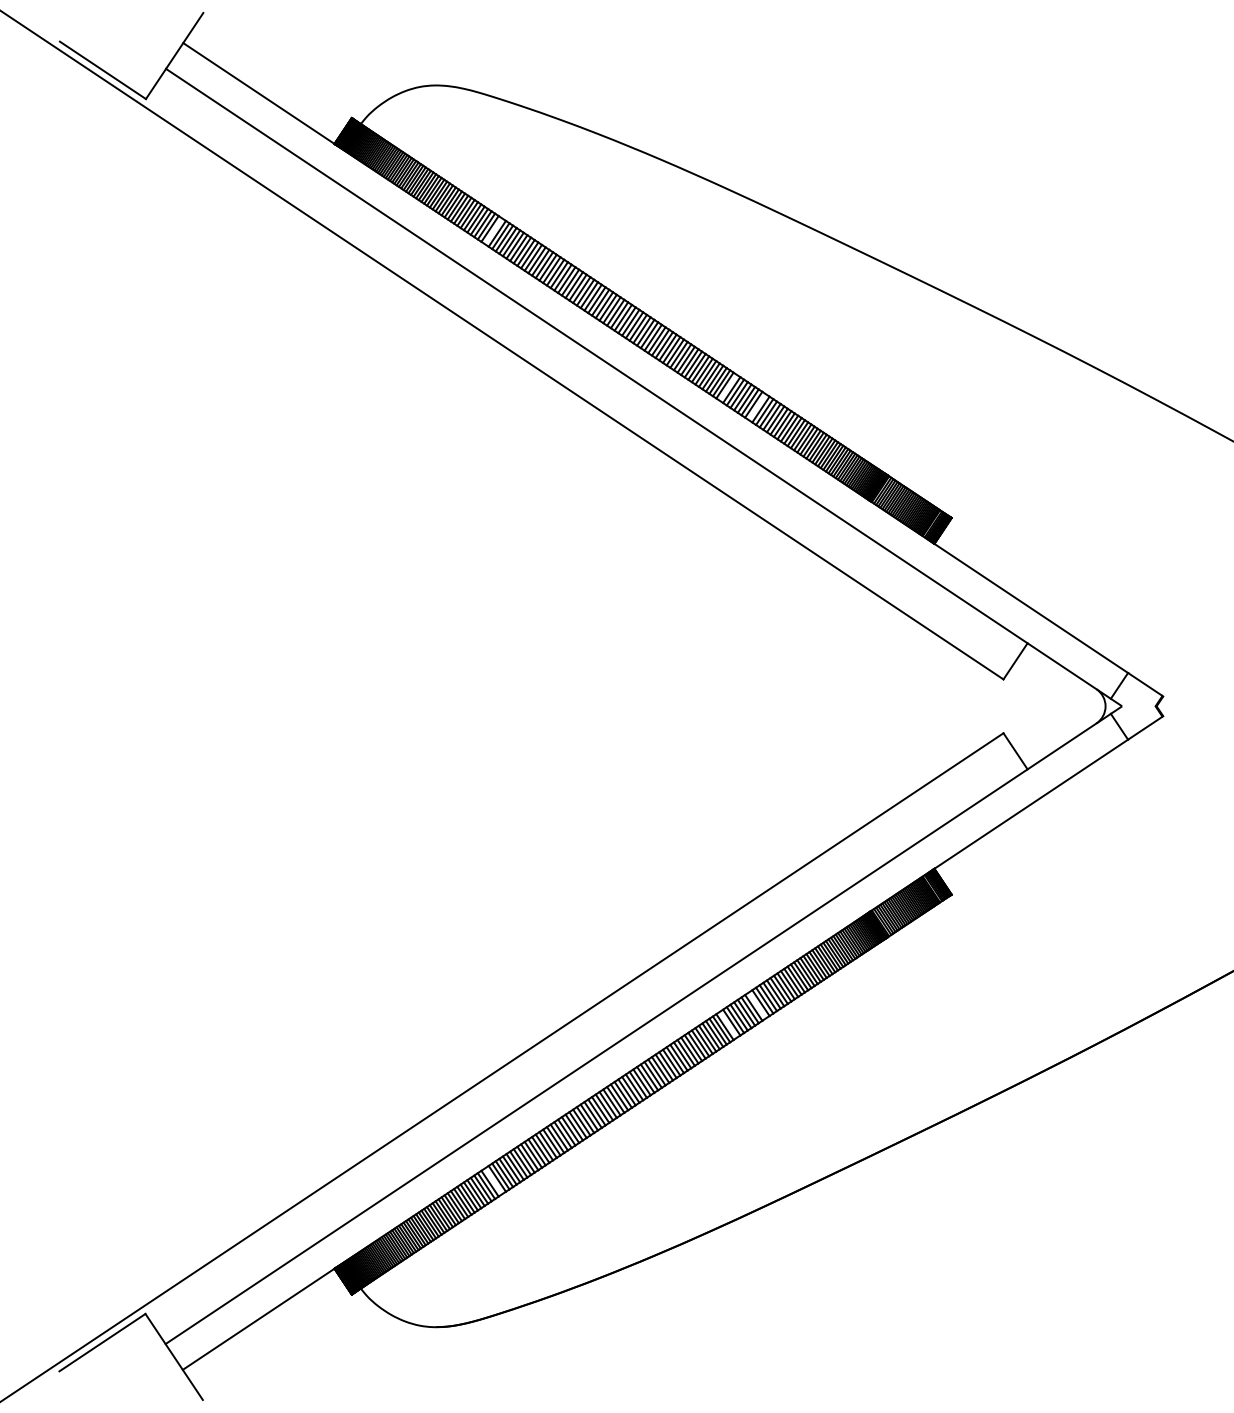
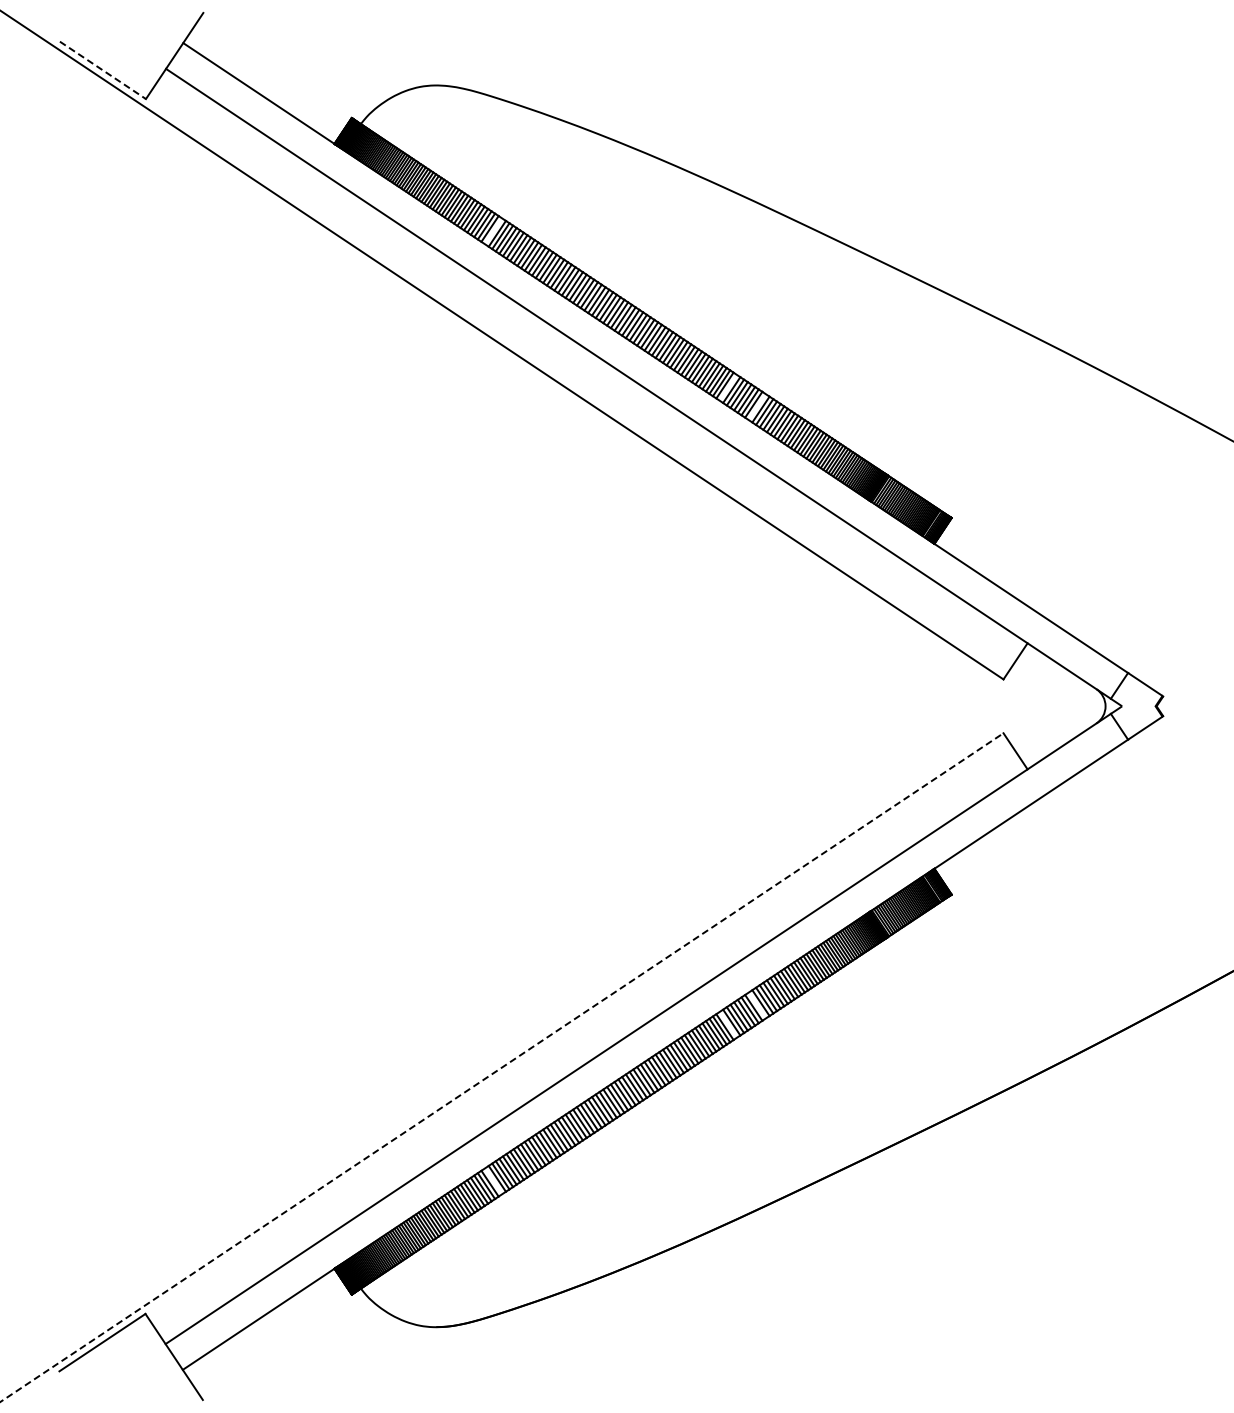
line: solid -> dashed (102, 70)
line: solid -> dashed (501, 1067)
